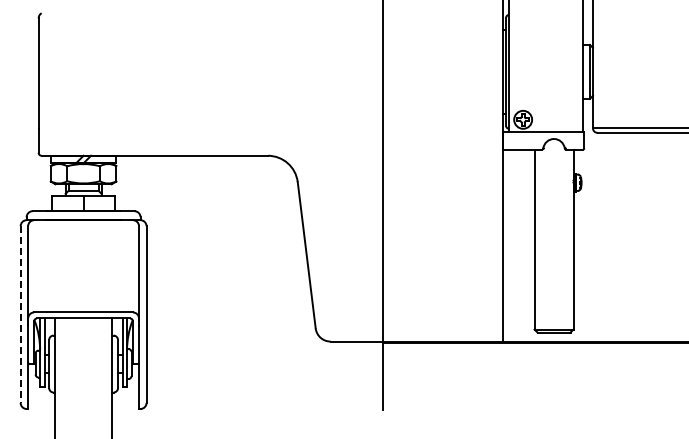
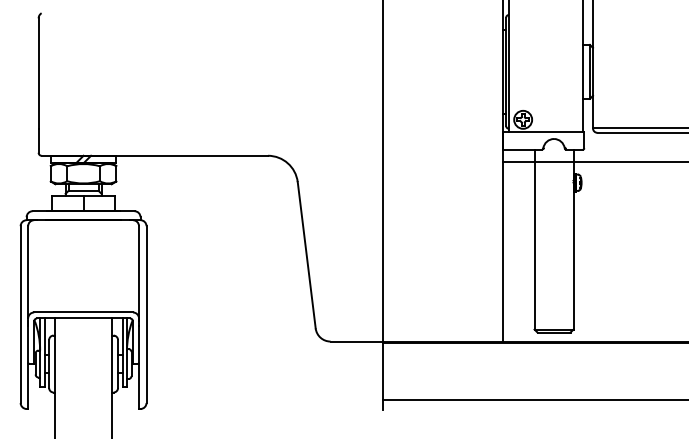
line: none -> present (594, 161)
line: dashed -> solid (20, 315)
line: none -> present (534, 400)
